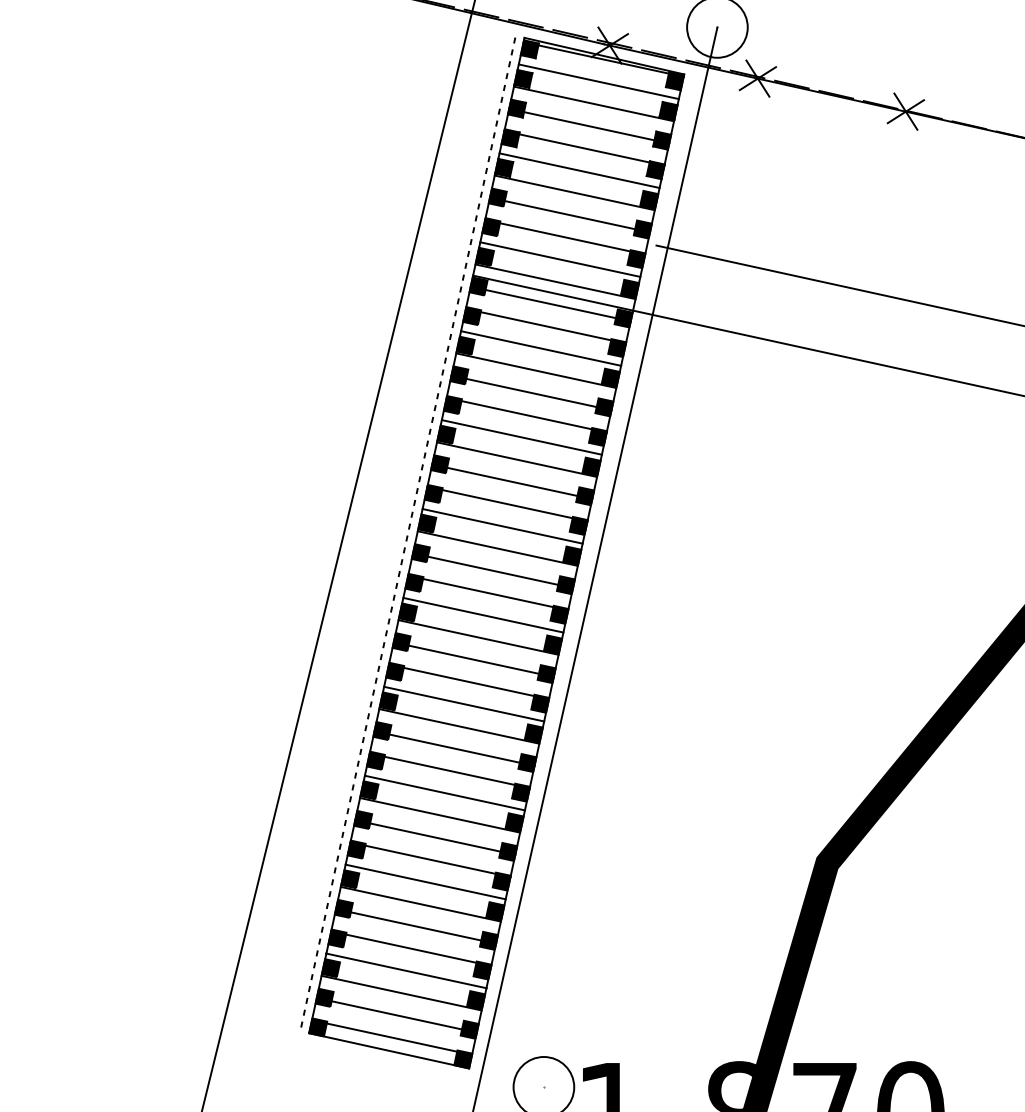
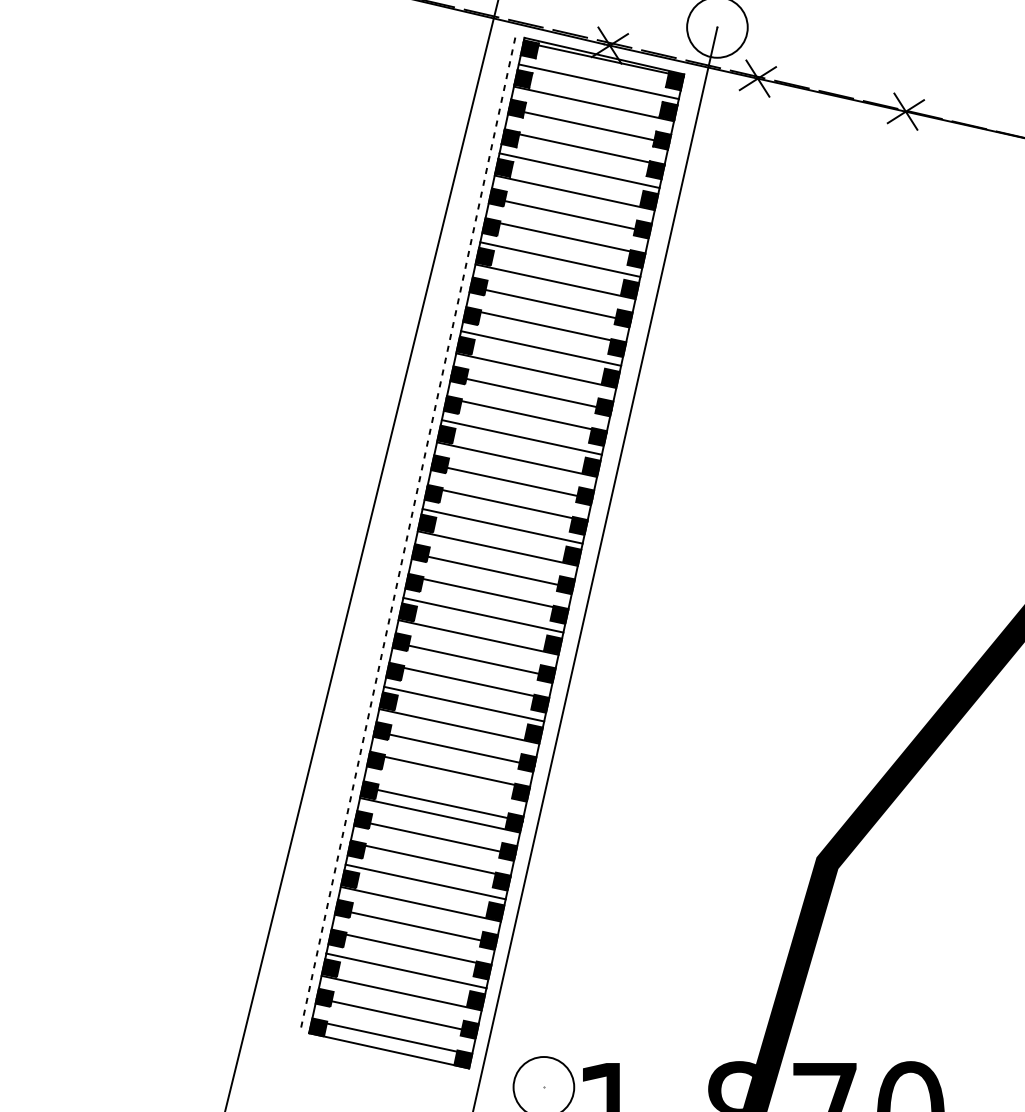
line: present -> none (838, 285)
line: present -> none (747, 335)
line position: (338, 555) -> (361, 555) (361, 555)
line position: (444, 792) -> (442, 803) (442, 803)
